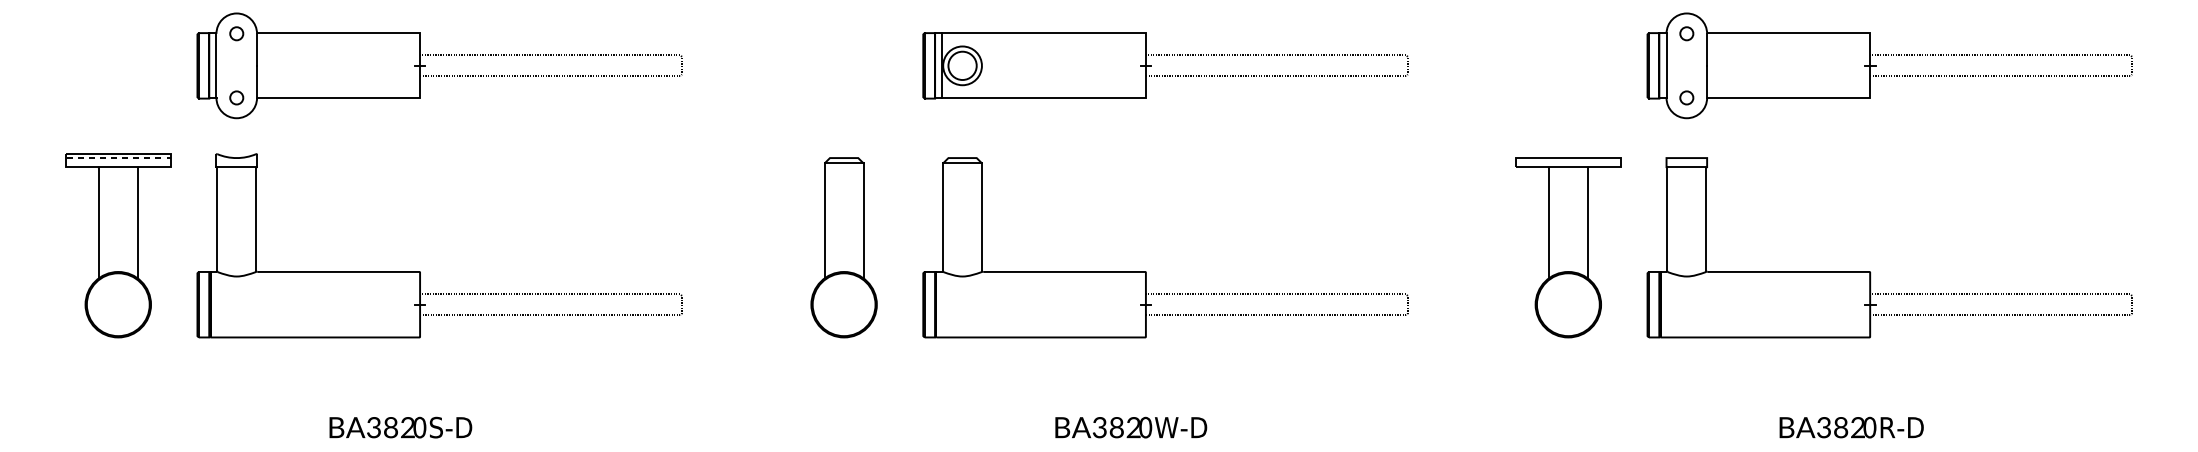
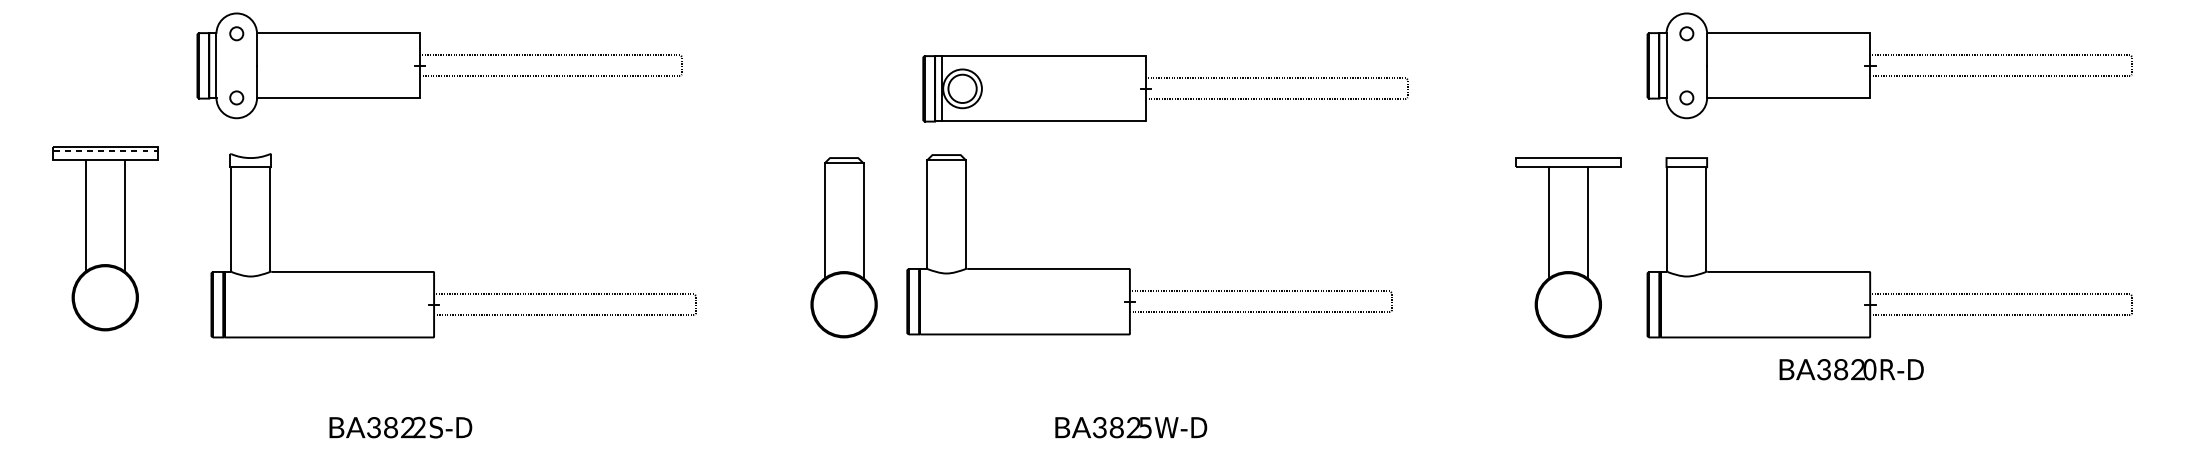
part position: (1165, 75) -> (1165, 98) (1165, 98)
part position: (118, 245) -> (105, 238) (105, 238)
part position: (420, 271) -> (434, 271) (434, 271)
part position: (1146, 271) -> (1130, 268) (1130, 268)
text: 0S-D -> 2S-D (419, 427)
text: 0W-D -> 5W-D (1145, 427)
text position: (1851, 427) -> (1851, 369) (1851, 369)
